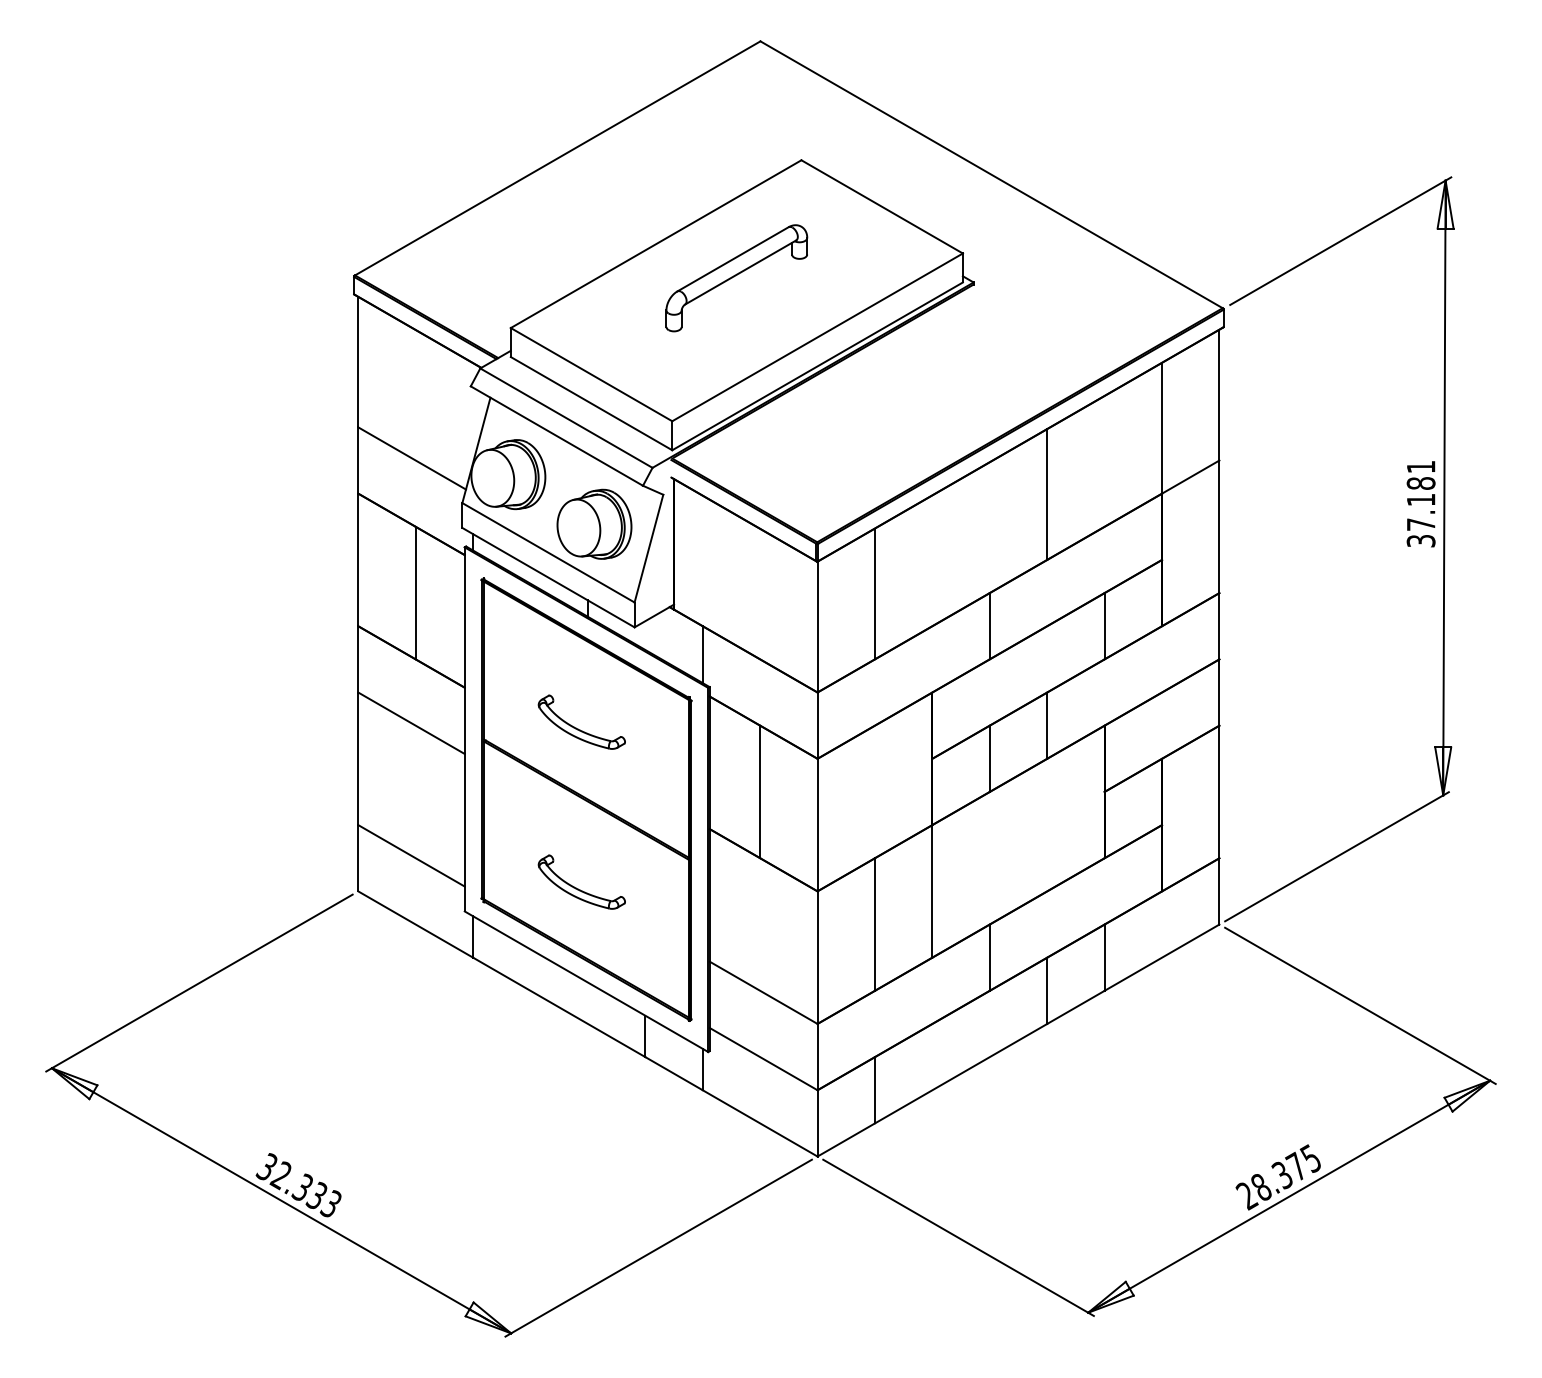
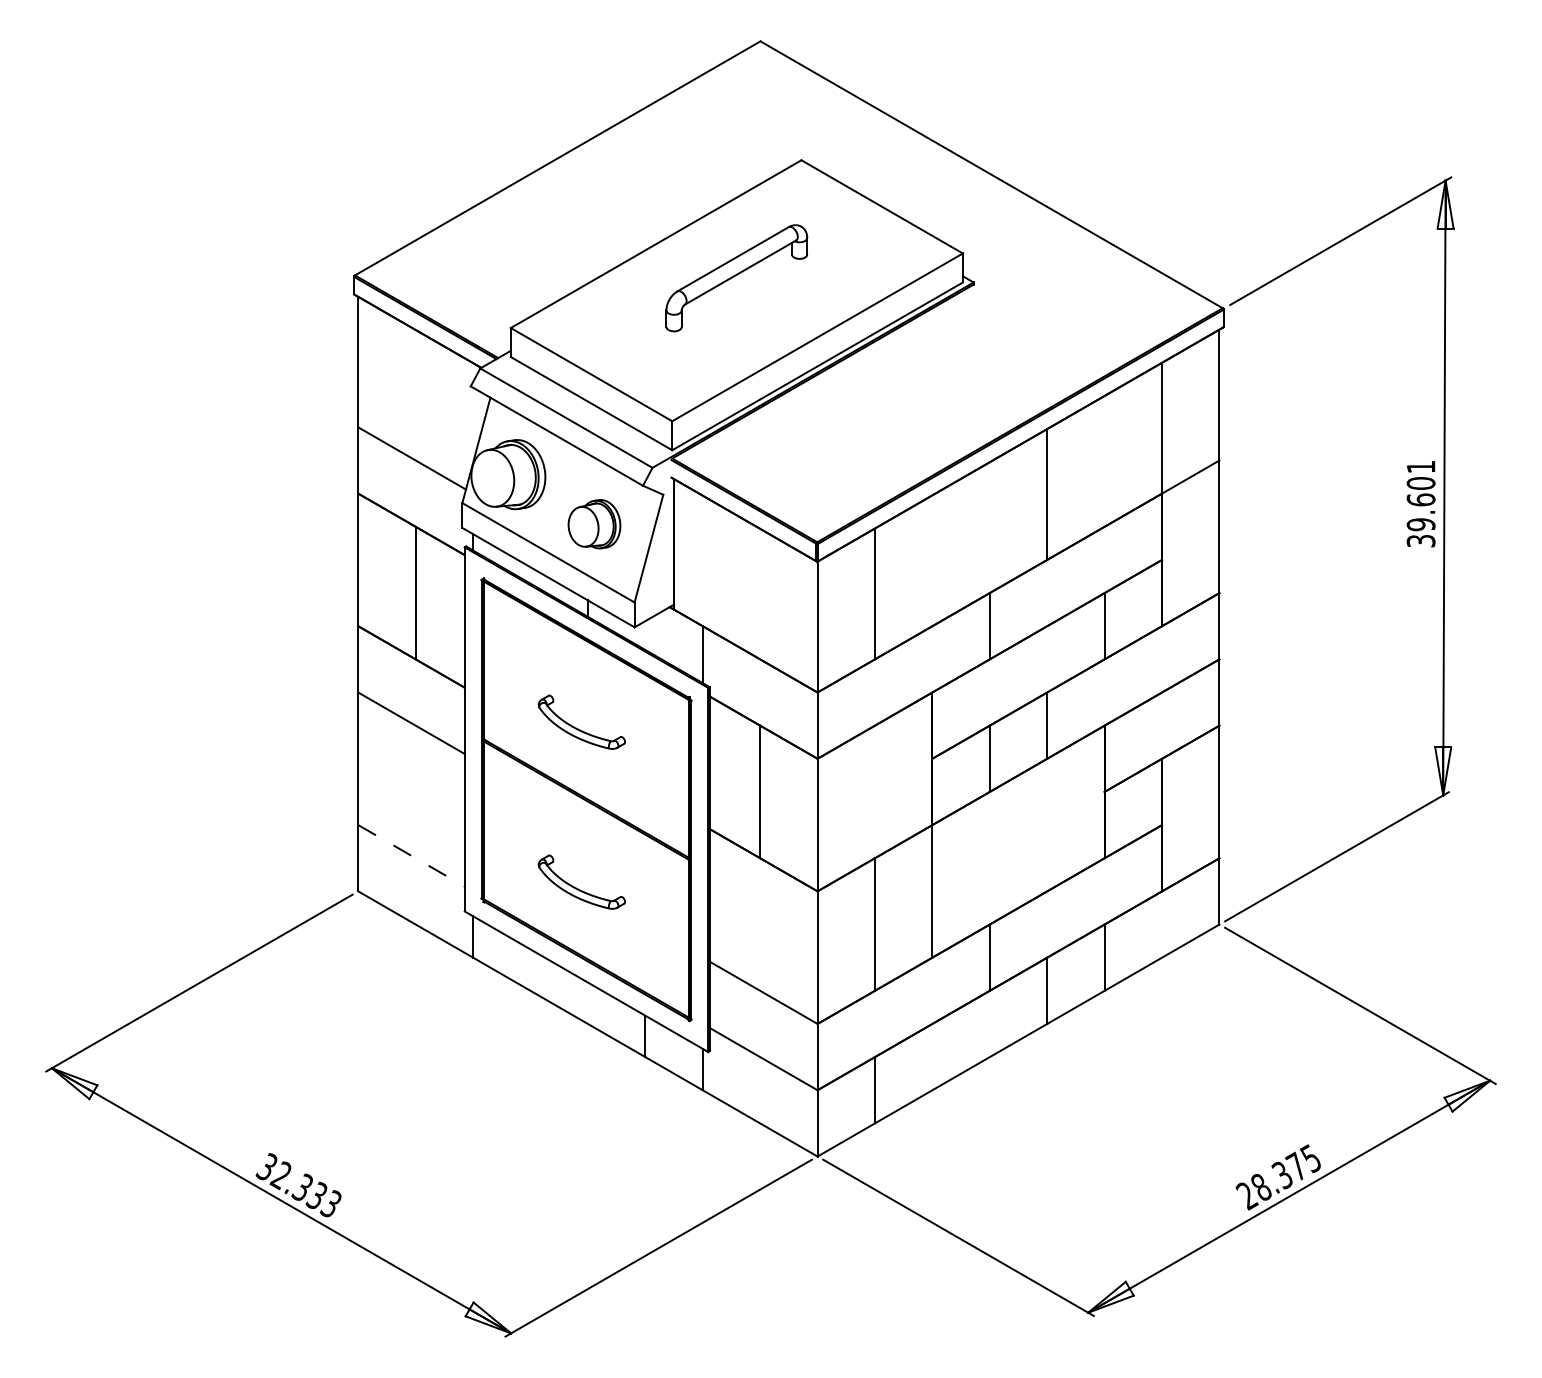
text: 37.181 -> 39.601 (1420, 504)
part size: 77x72 px -> 55x51 px (594, 524)
line: solid -> dashed (411, 856)
